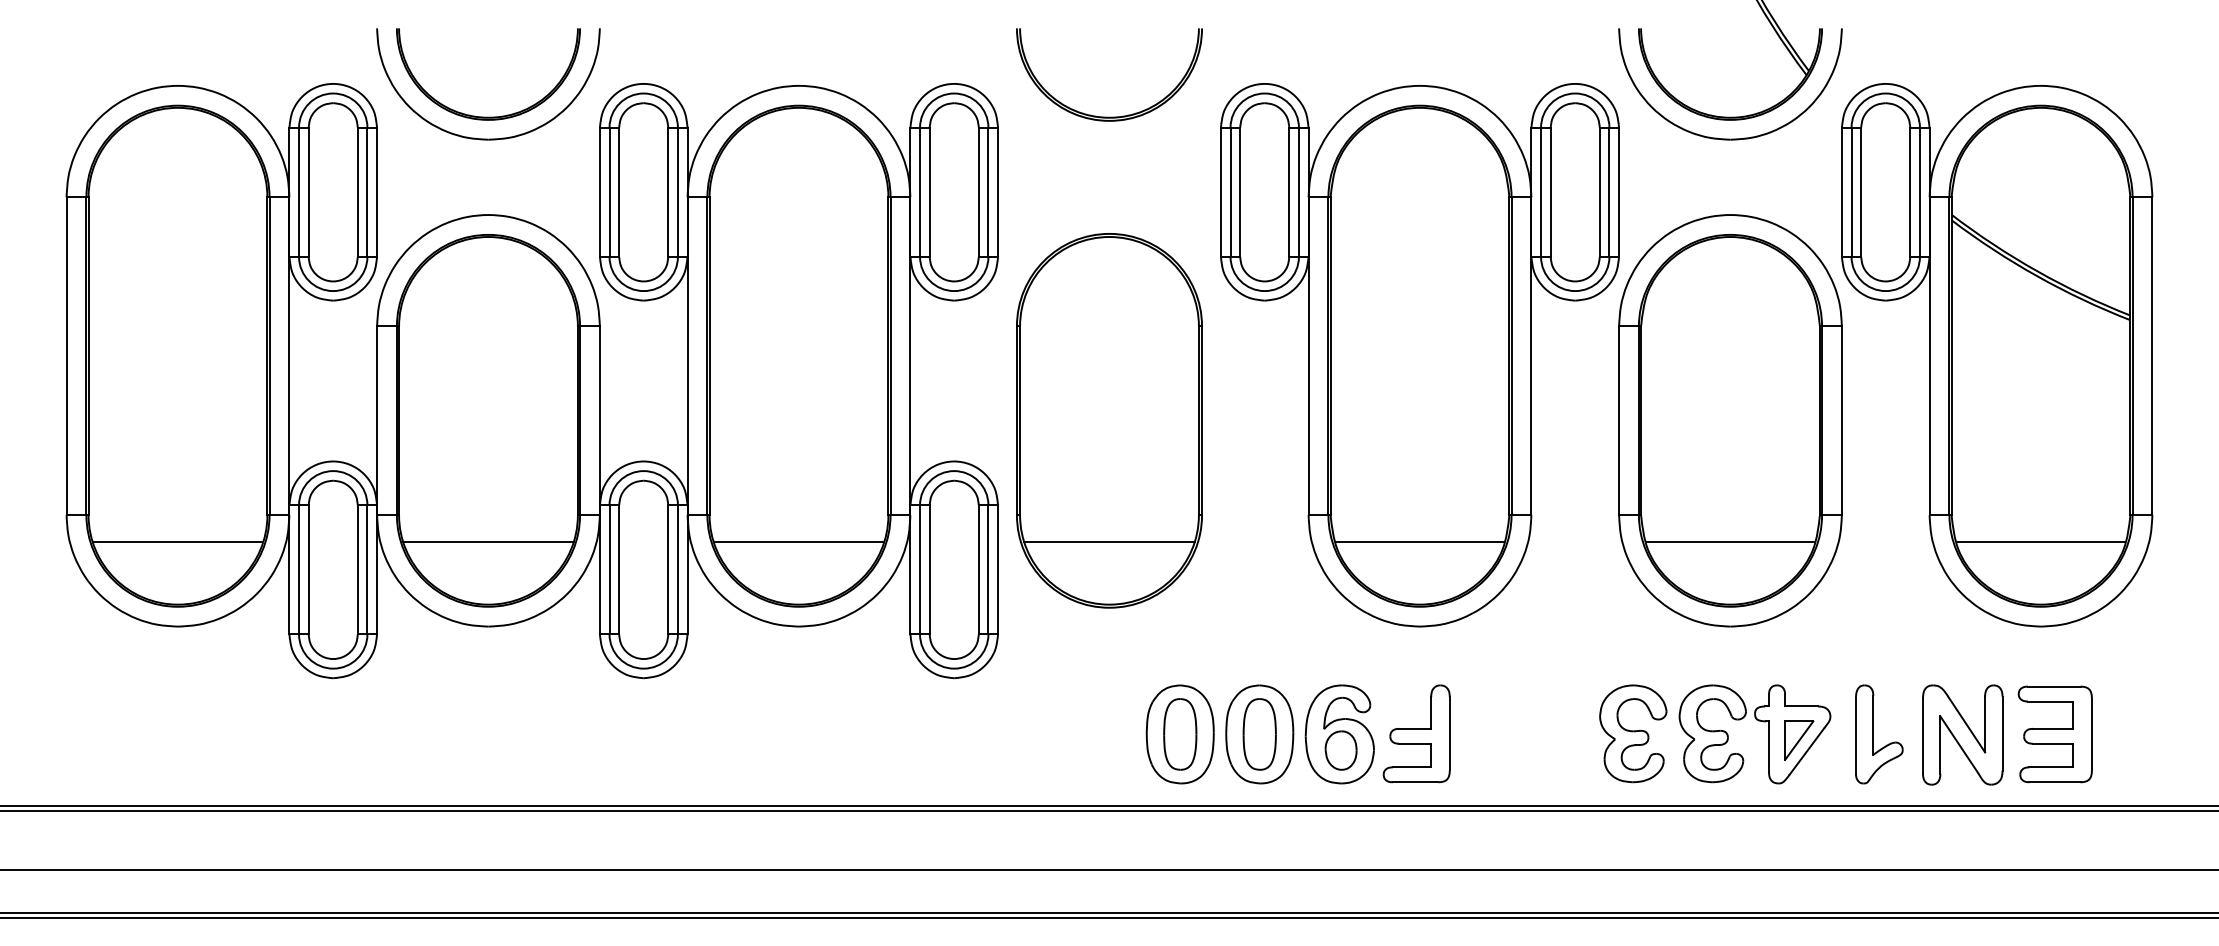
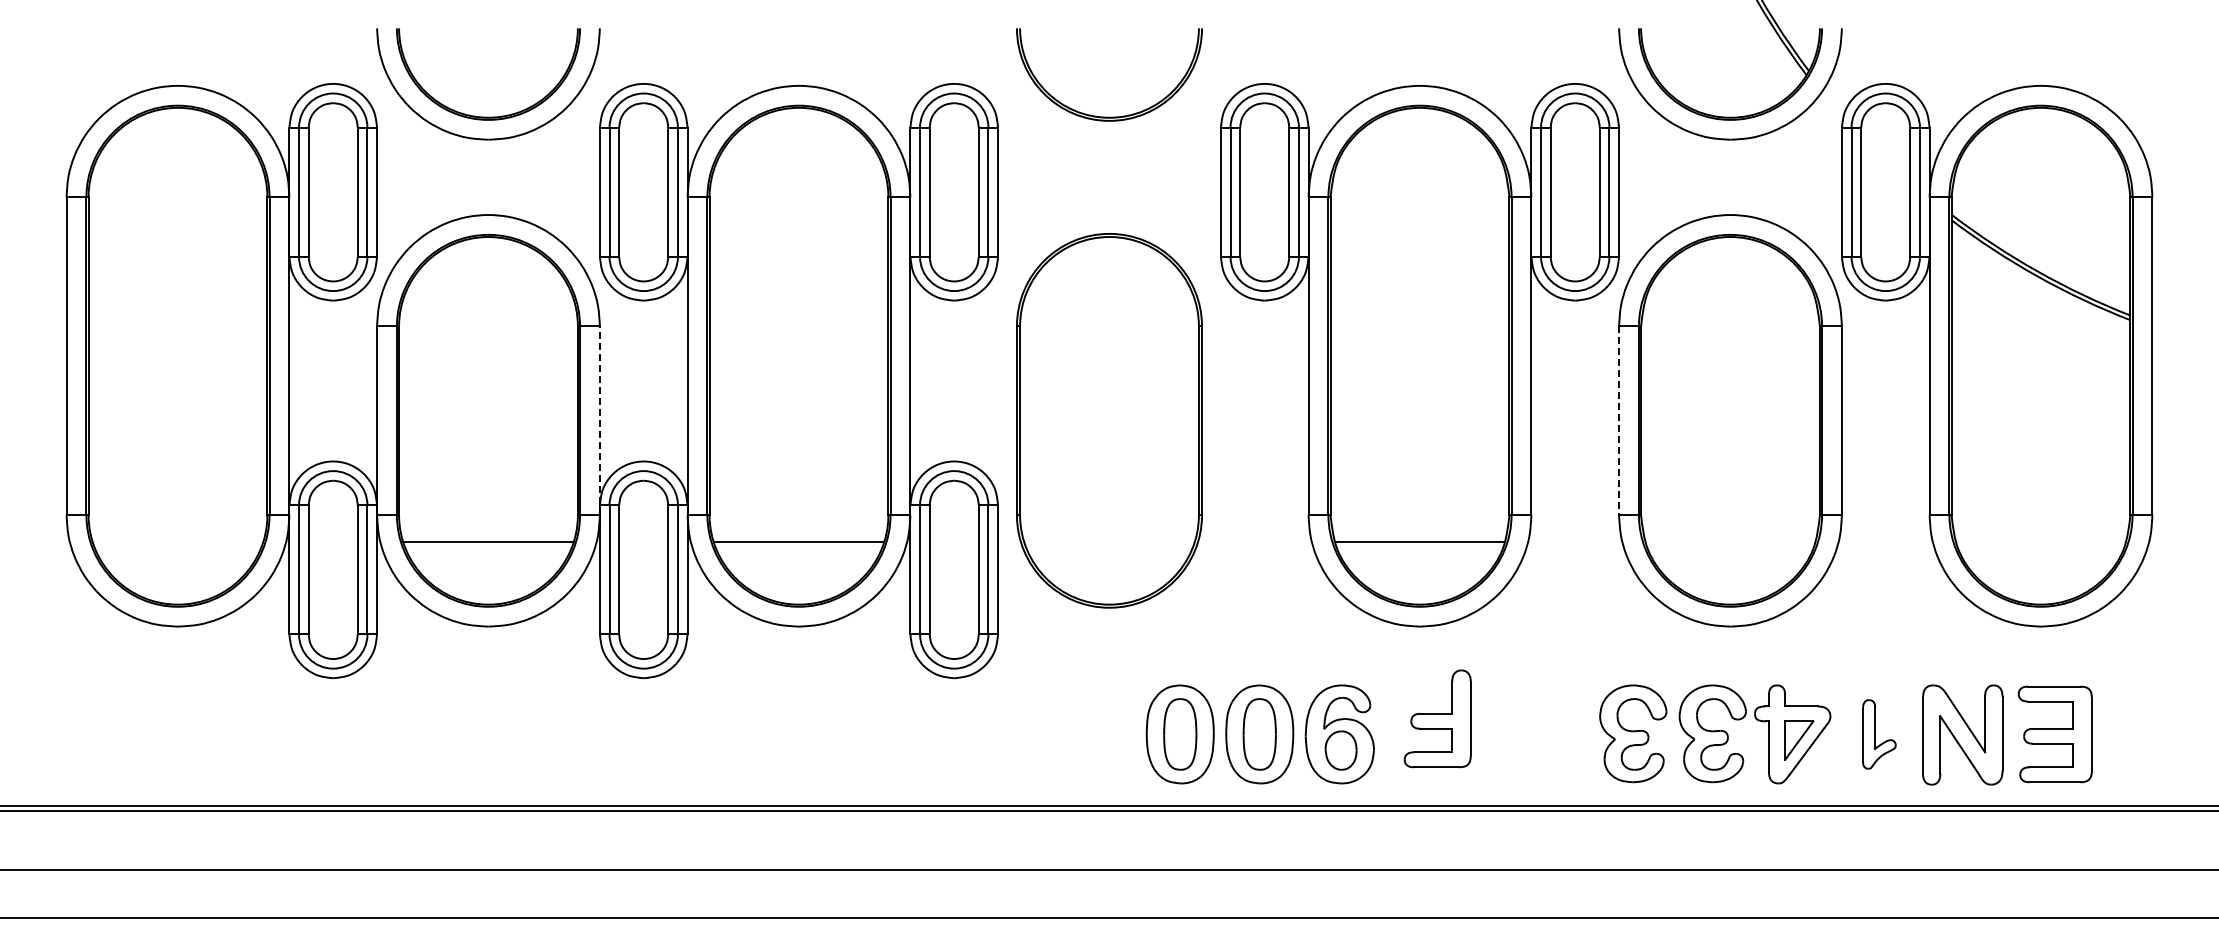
line: solid -> dashed (599, 420)
line: solid -> dashed (1619, 421)
line: present -> none (177, 541)
line: present -> none (1109, 541)
line: present -> none (1730, 541)
line: present -> none (2040, 541)
part position: (1416, 733) -> (1437, 718) (1437, 718)
part size: 49x101 px -> 35x71 px (1879, 734)
line: present -> none (1108, 912)
